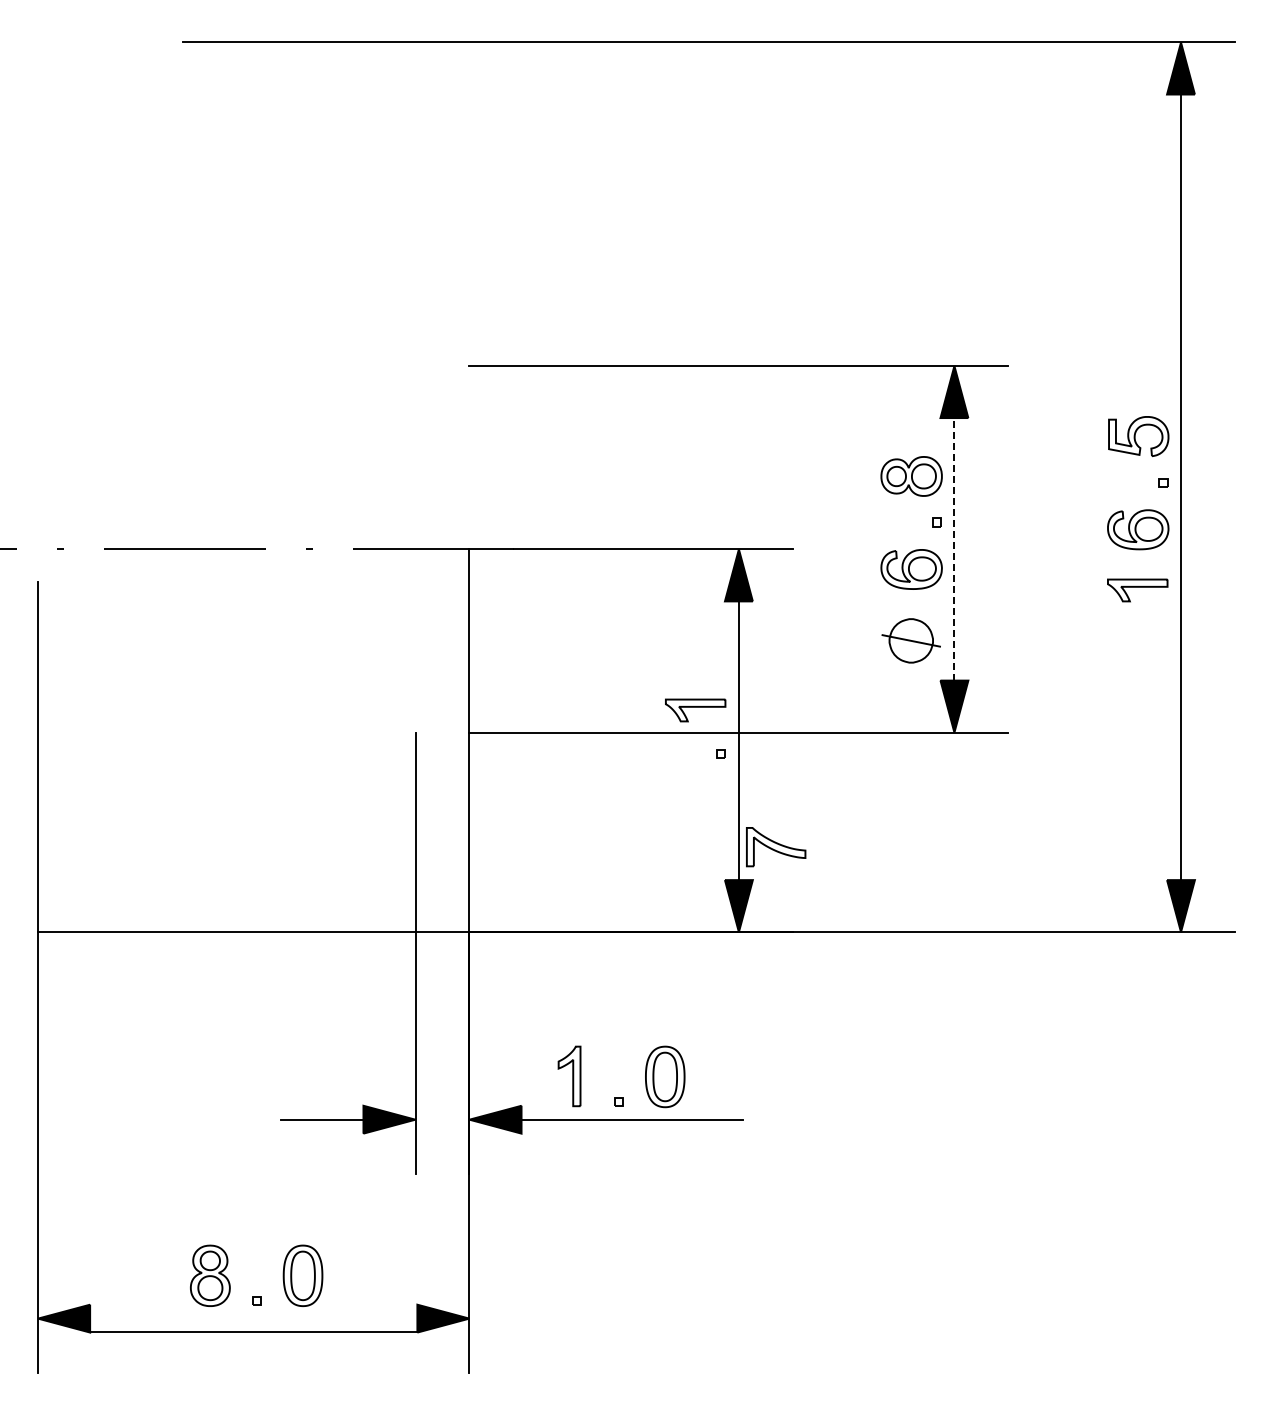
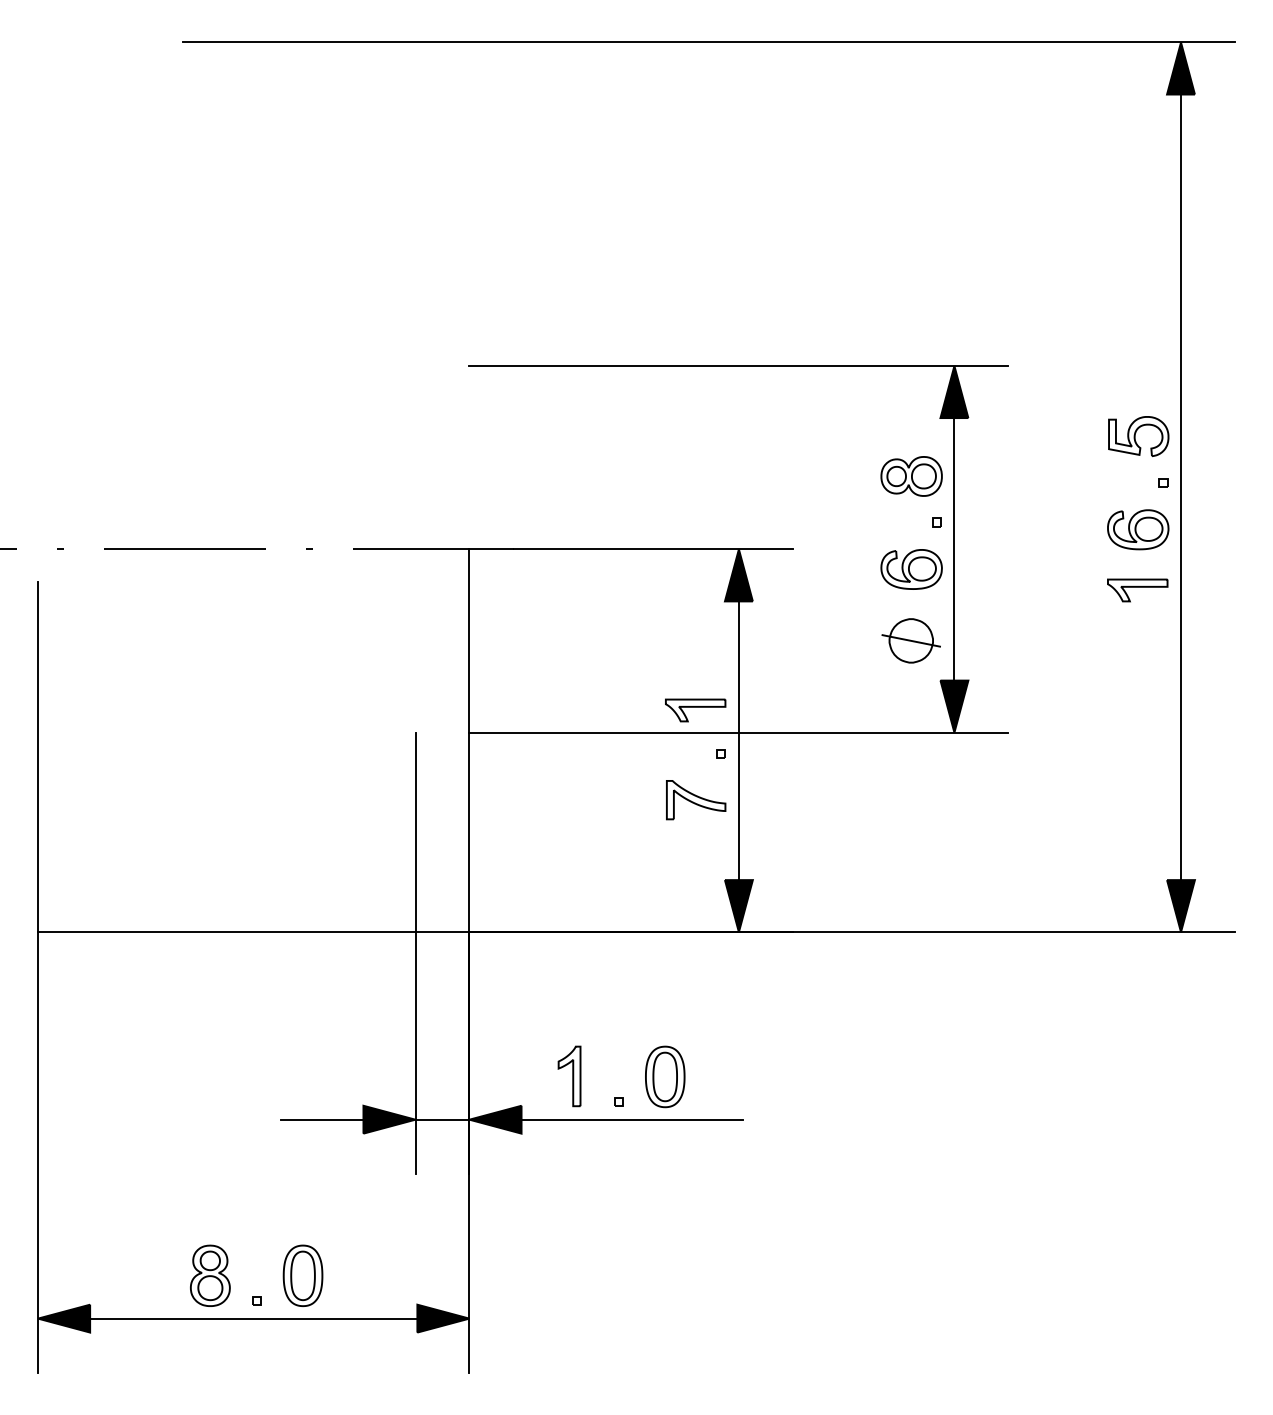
line: dashed -> solid (954, 548)
part position: (776, 847) -> (696, 800) (696, 800)
line: none -> present (442, 1119)
line position: (253, 1331) -> (253, 1318) (253, 1318)
